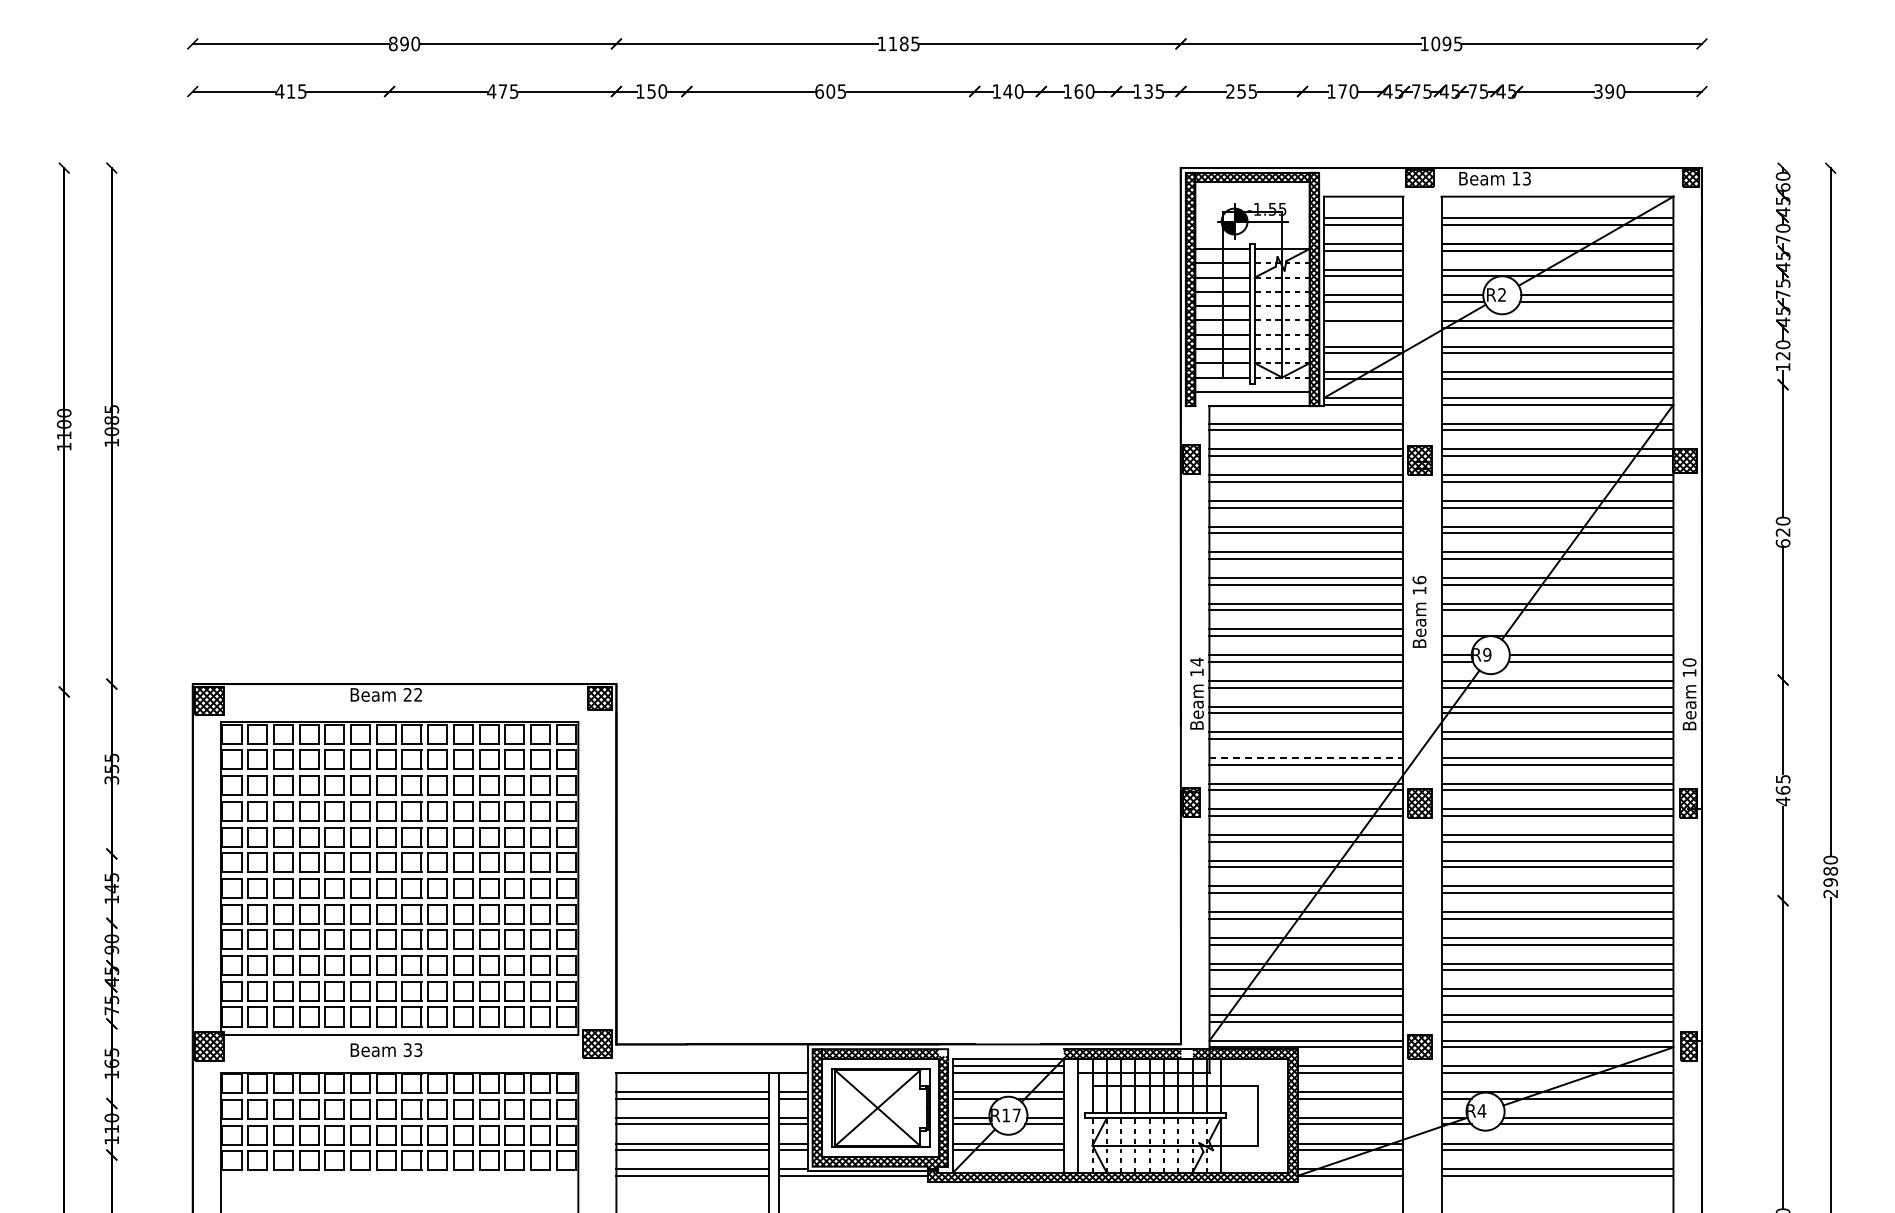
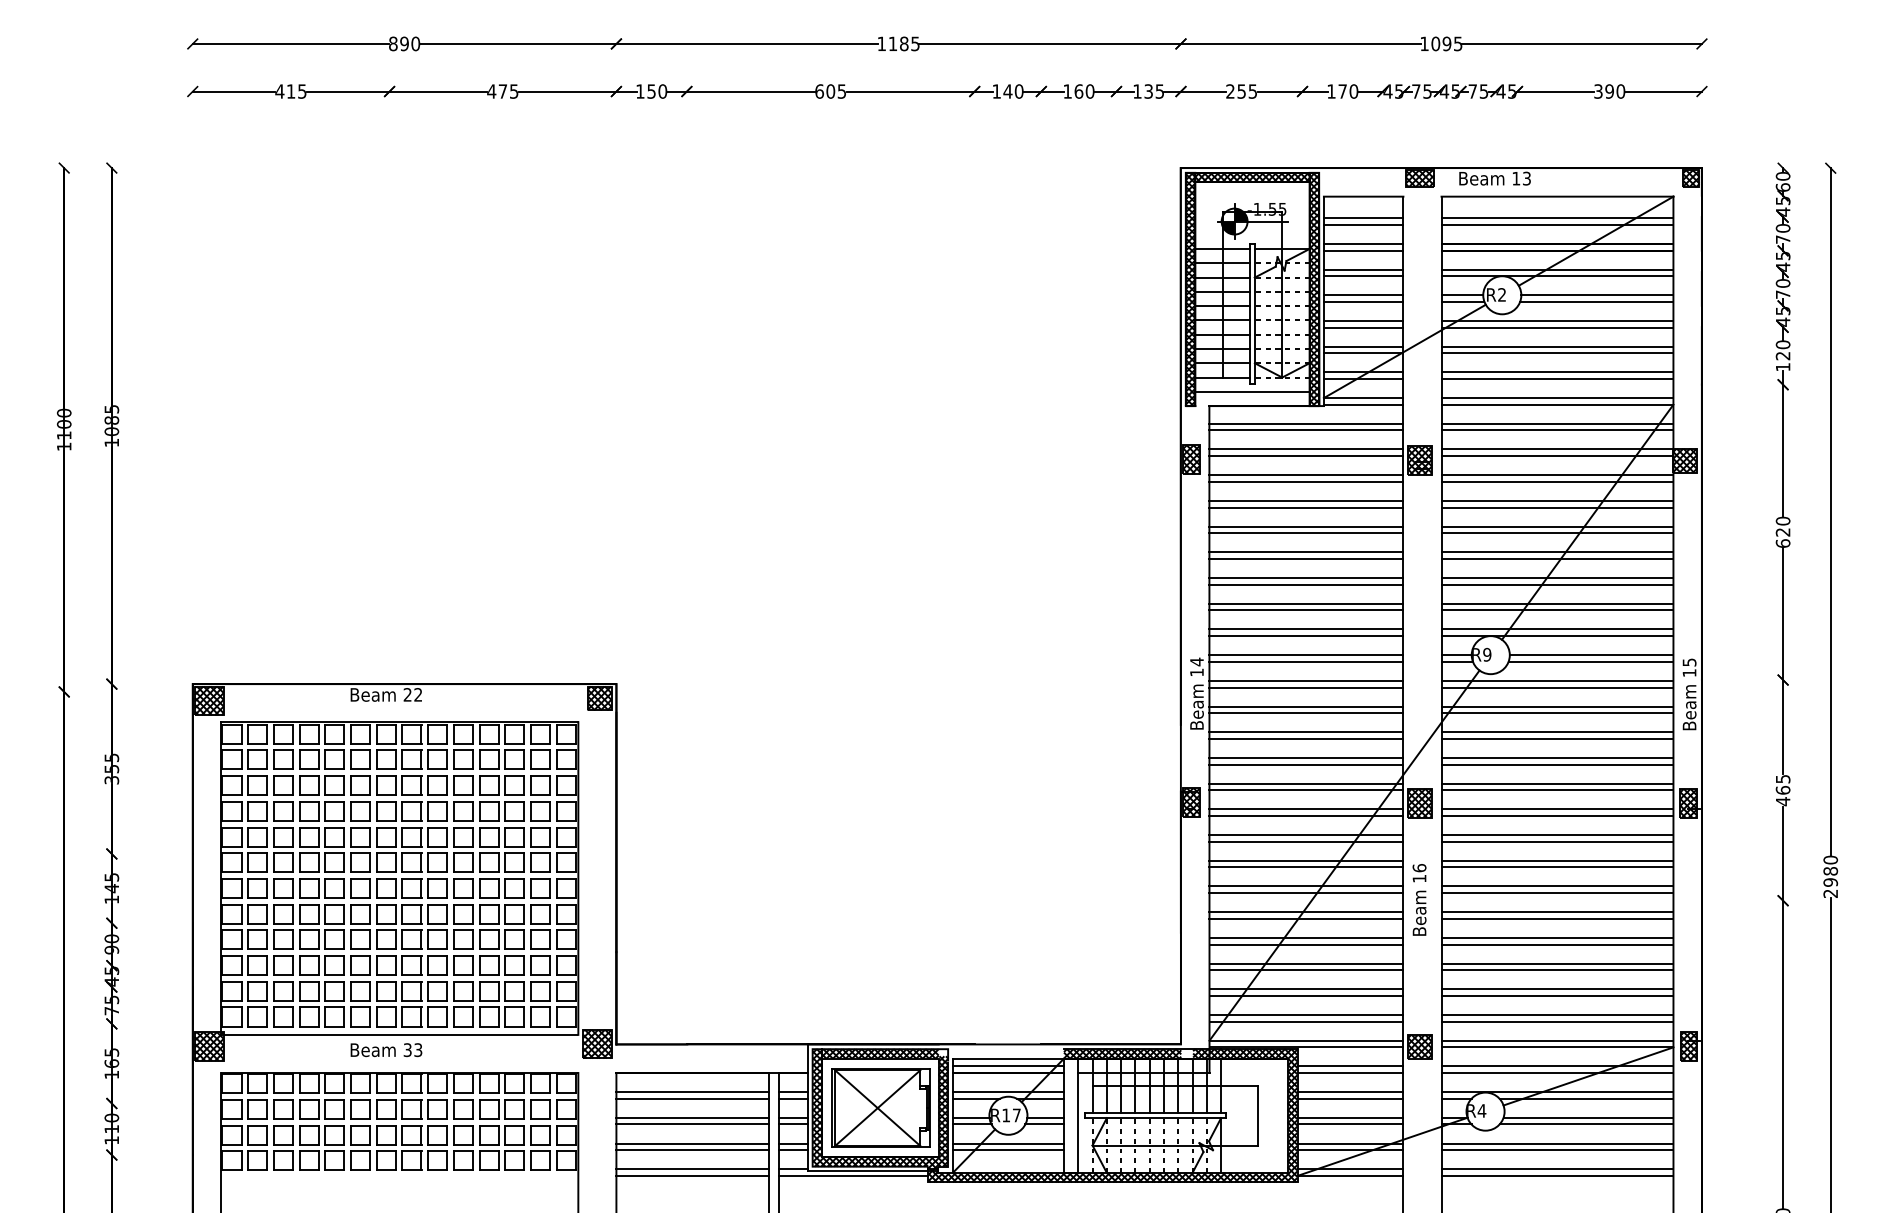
text: 75 -> 70 (1782, 283)
line: none -> present (1363, 327)
text position: (1419, 611) -> (1419, 899) (1419, 899)
line: none -> present (1557, 629)
text: 10 -> 15 (1689, 662)
line: dashed -> solid (1306, 757)
